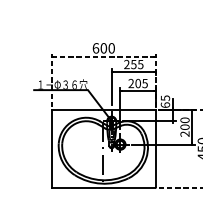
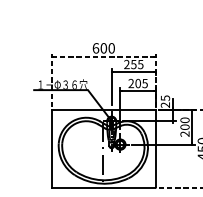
text: 65 -> 25 (165, 104)
